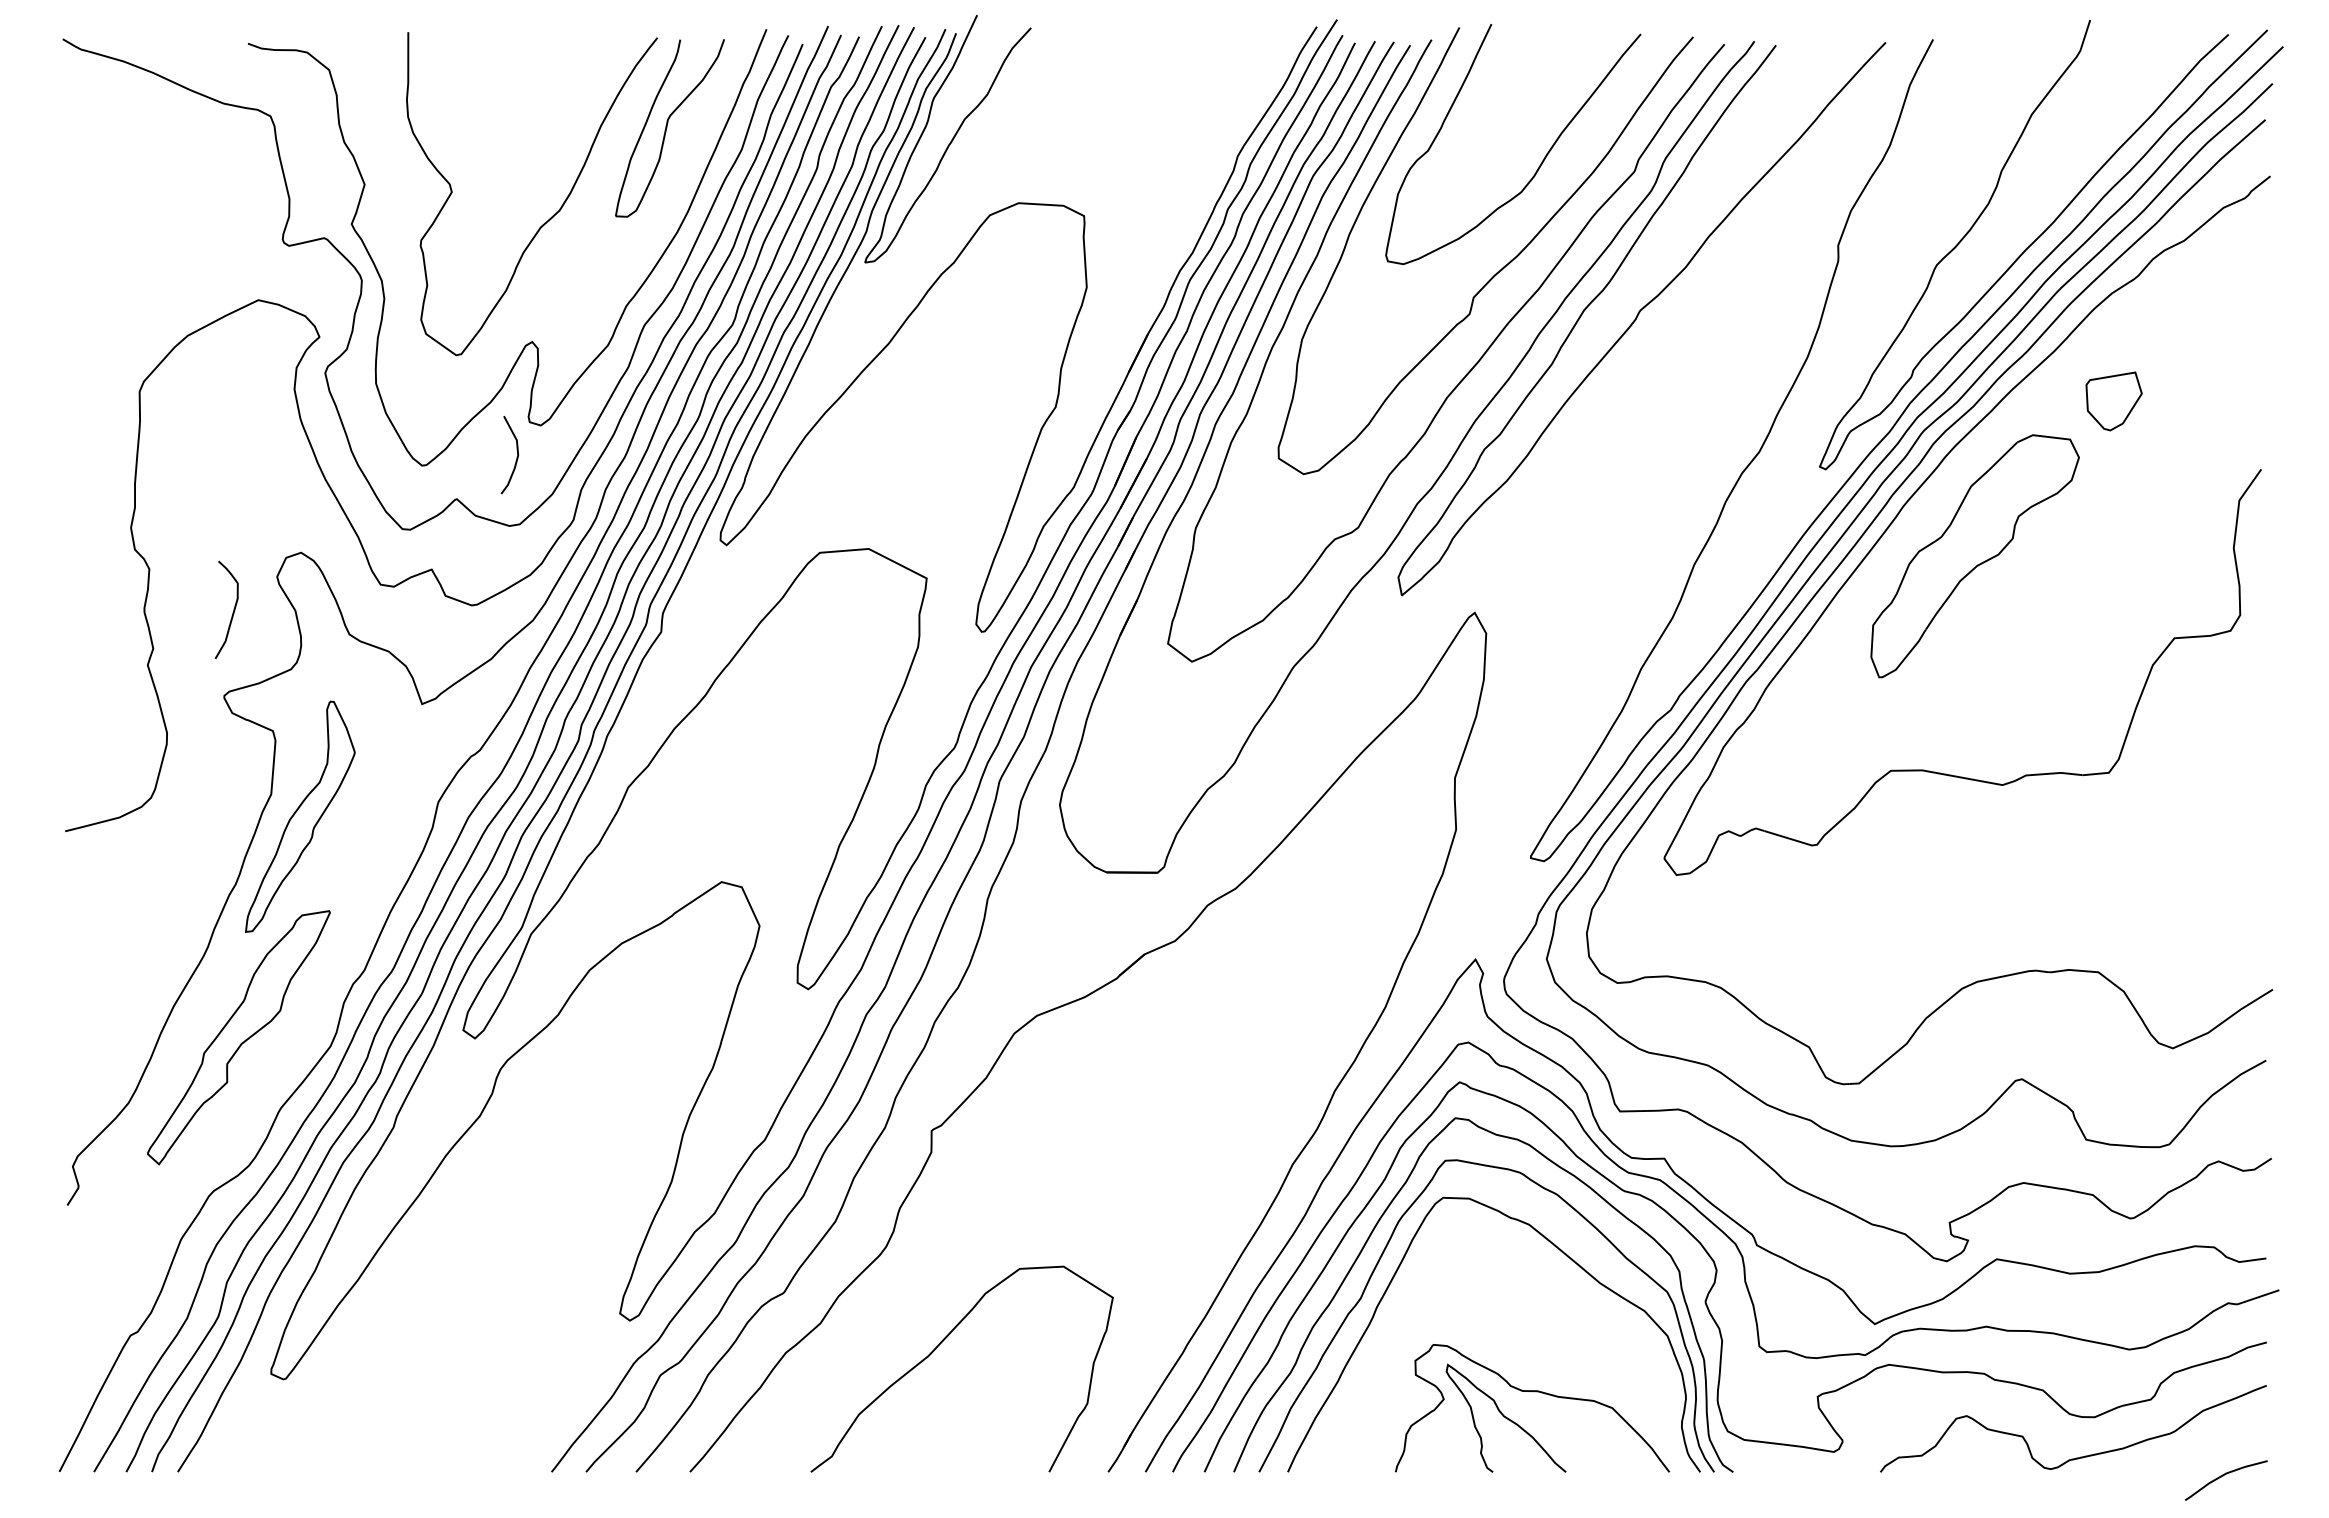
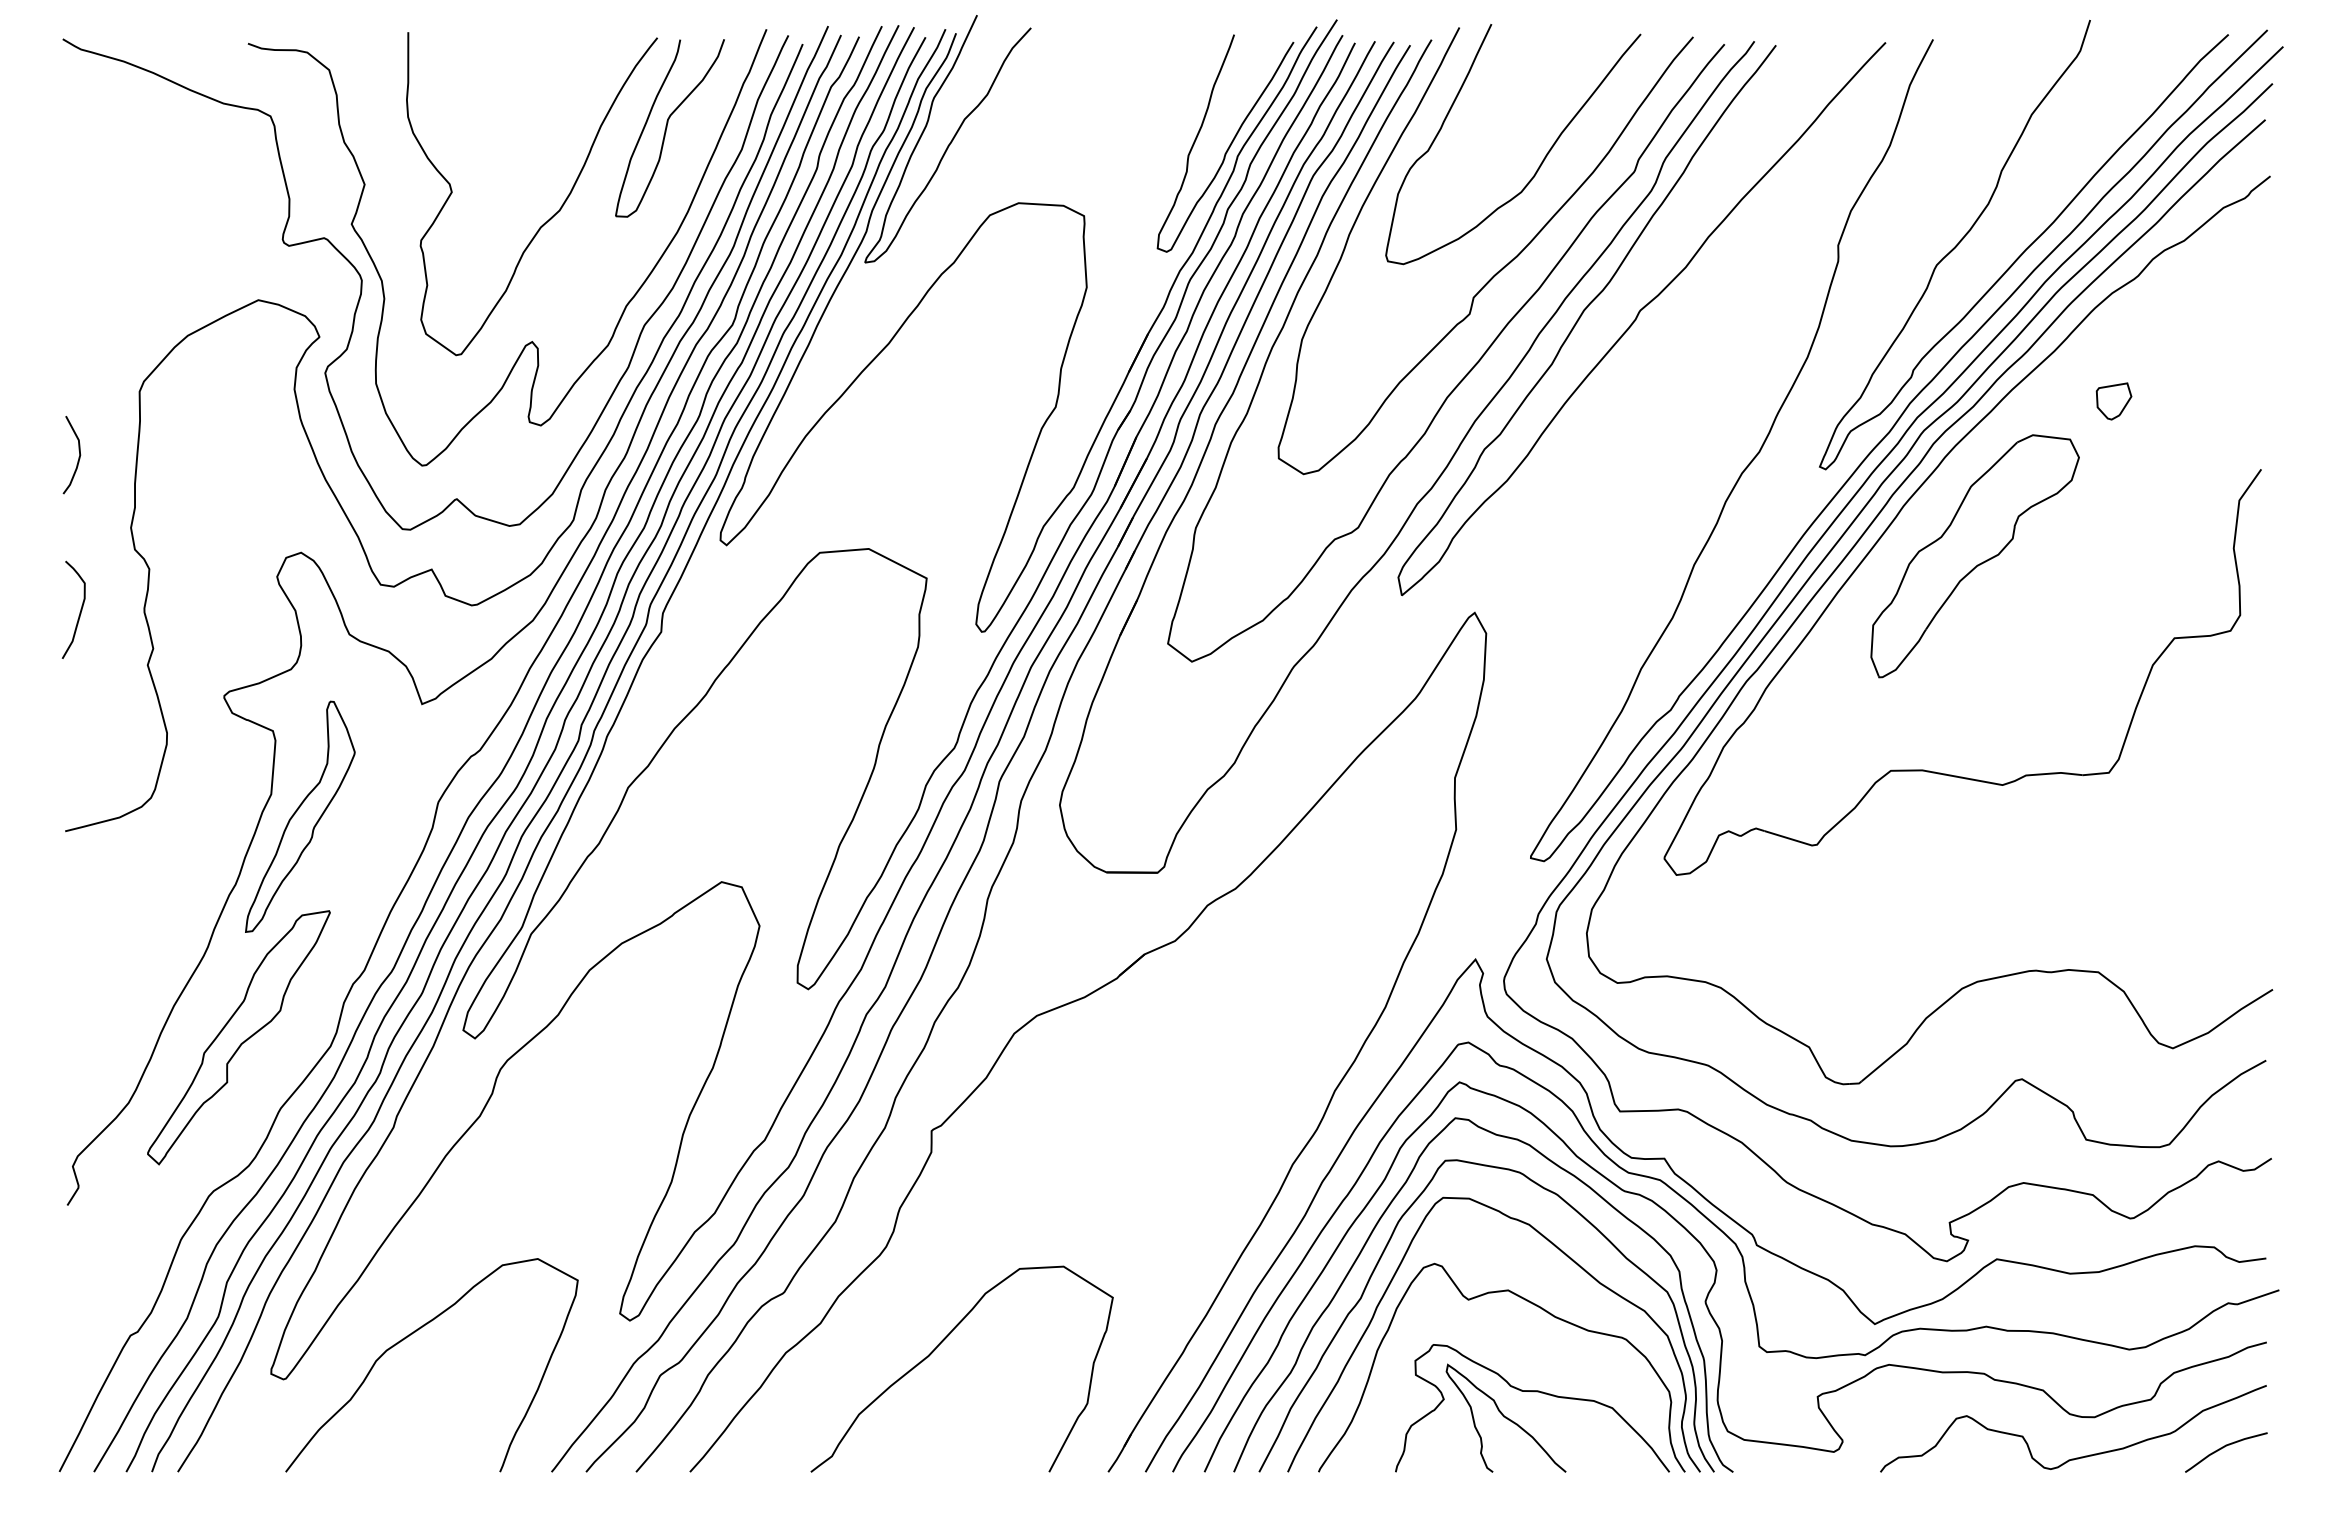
curve: none -> present (1229, 144)
part size: 58x61 px -> 38x39 px (2113, 401)
curve position: (516, 457) -> (78, 457) (78, 457)
curve position: (232, 612) -> (79, 612) (79, 612)
curve: none -> present (1532, 1304)
curve: none -> present (412, 1334)
curve position: (2223, 1476) -> (2223, 1448) (2223, 1448)
